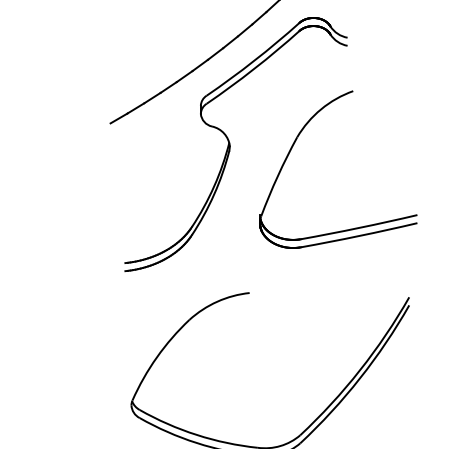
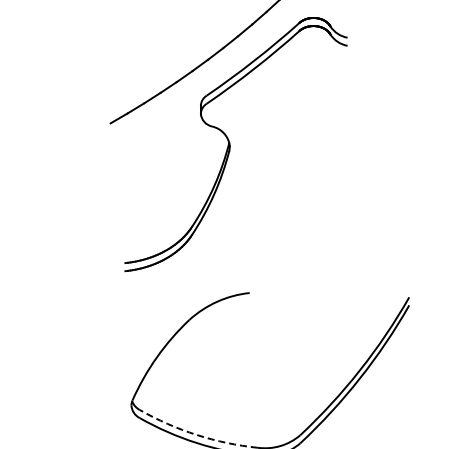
part: present -> none (293, 146)
arc: solid -> dashed (196, 434)
